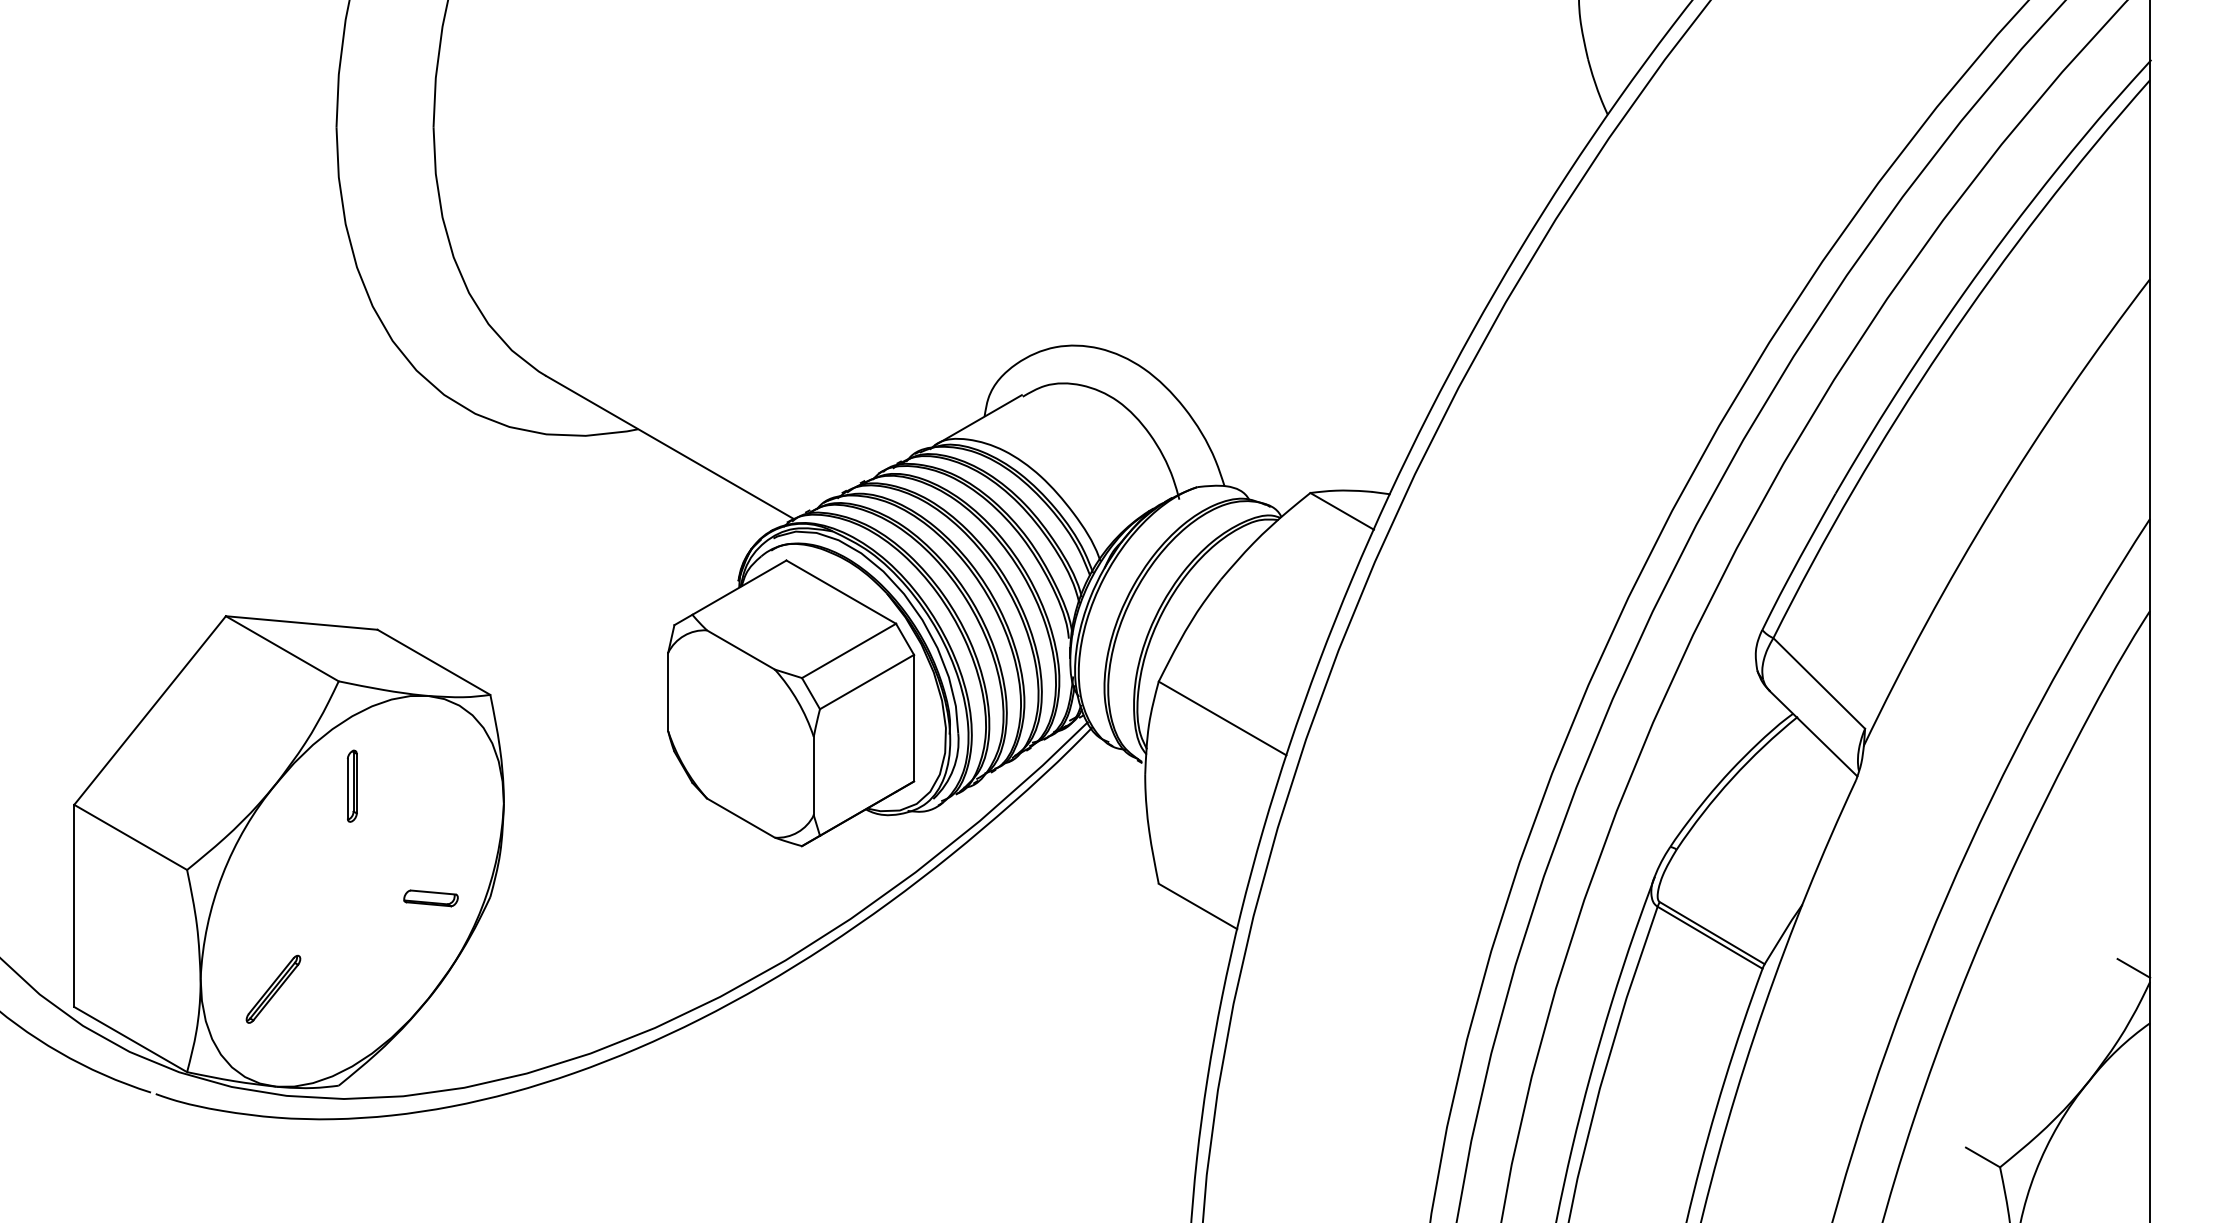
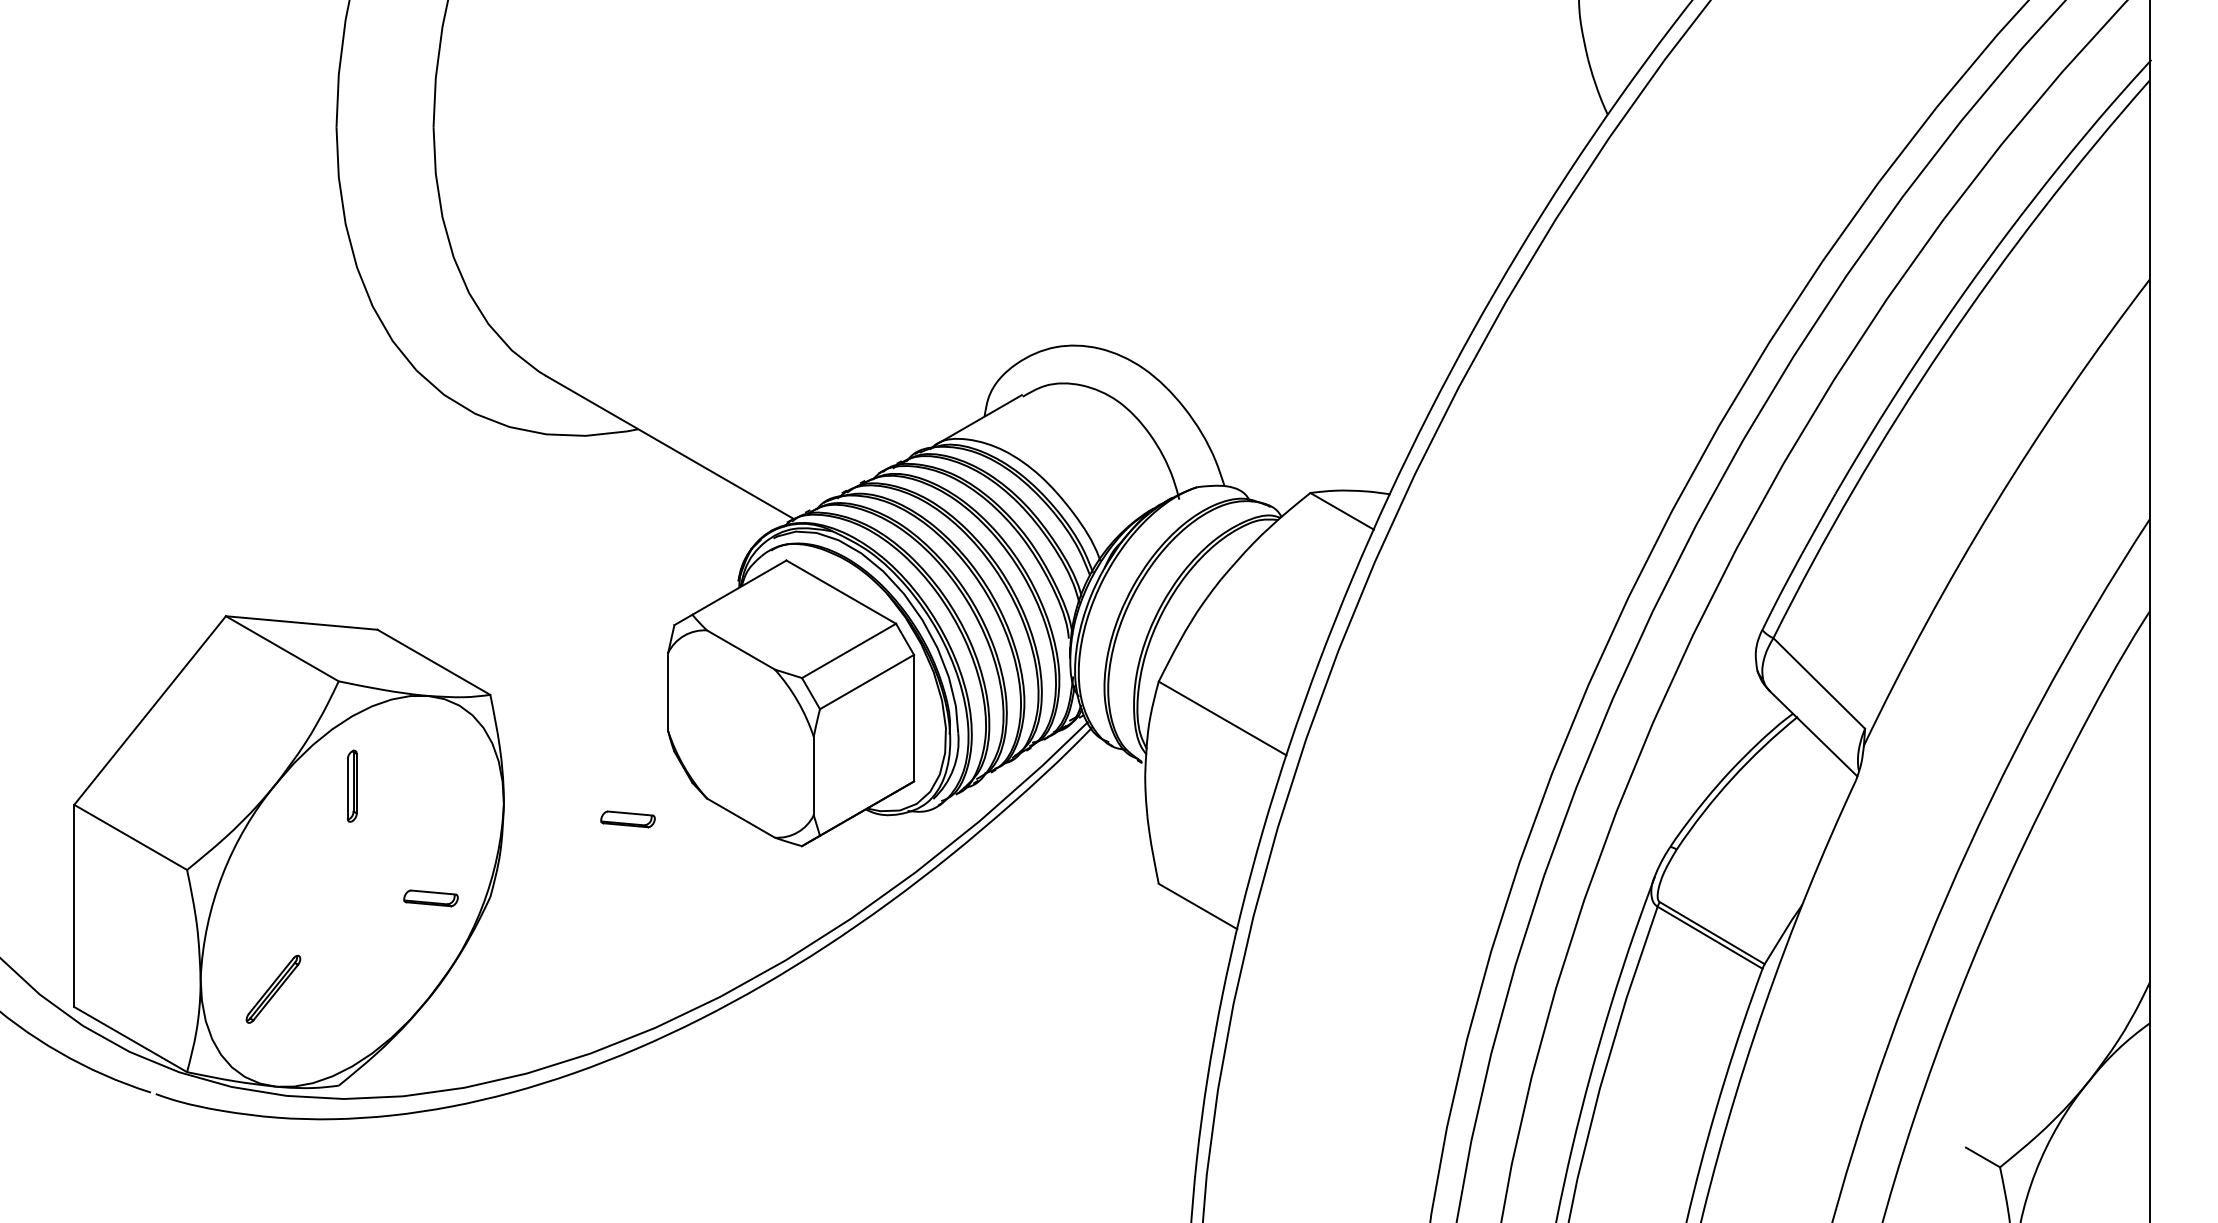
part: none -> present (627, 819)
line: present -> none (2133, 967)
